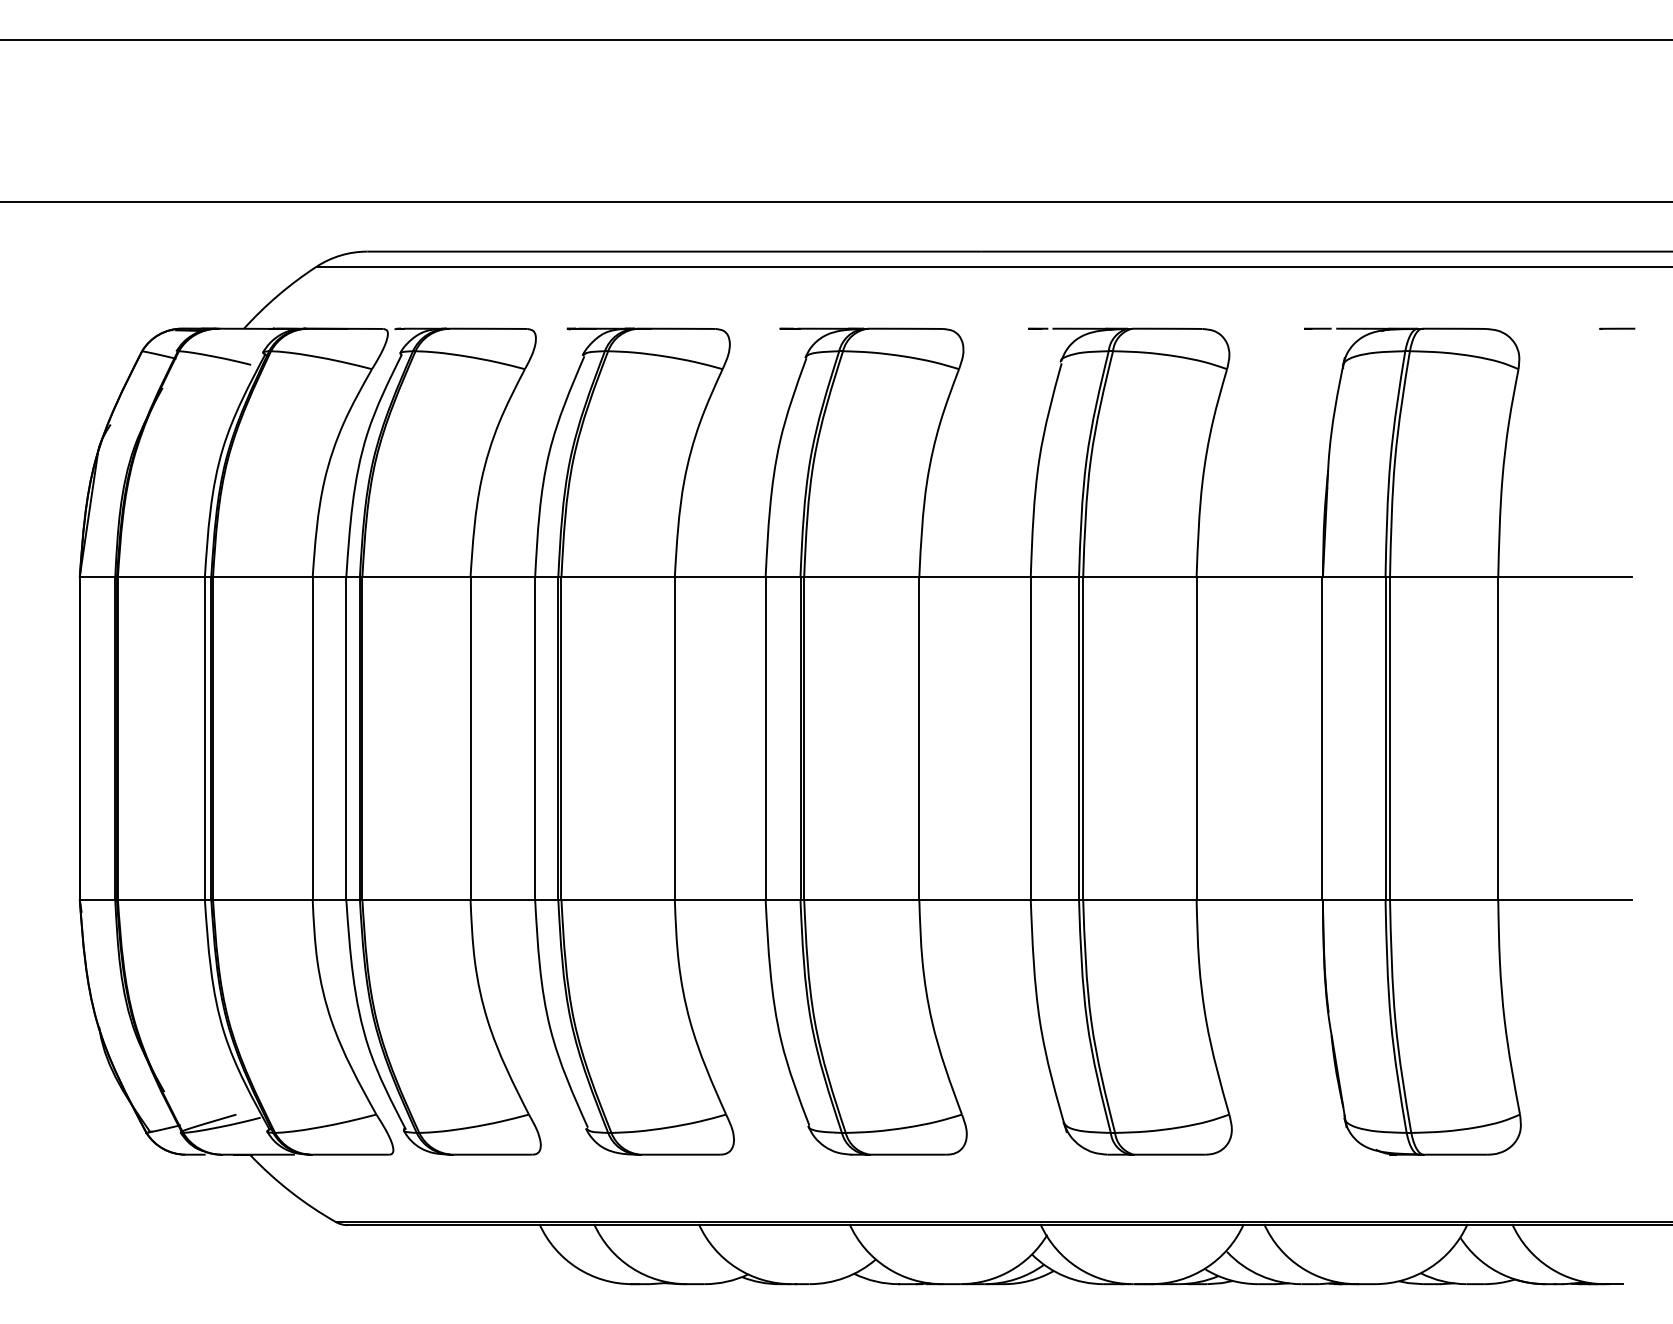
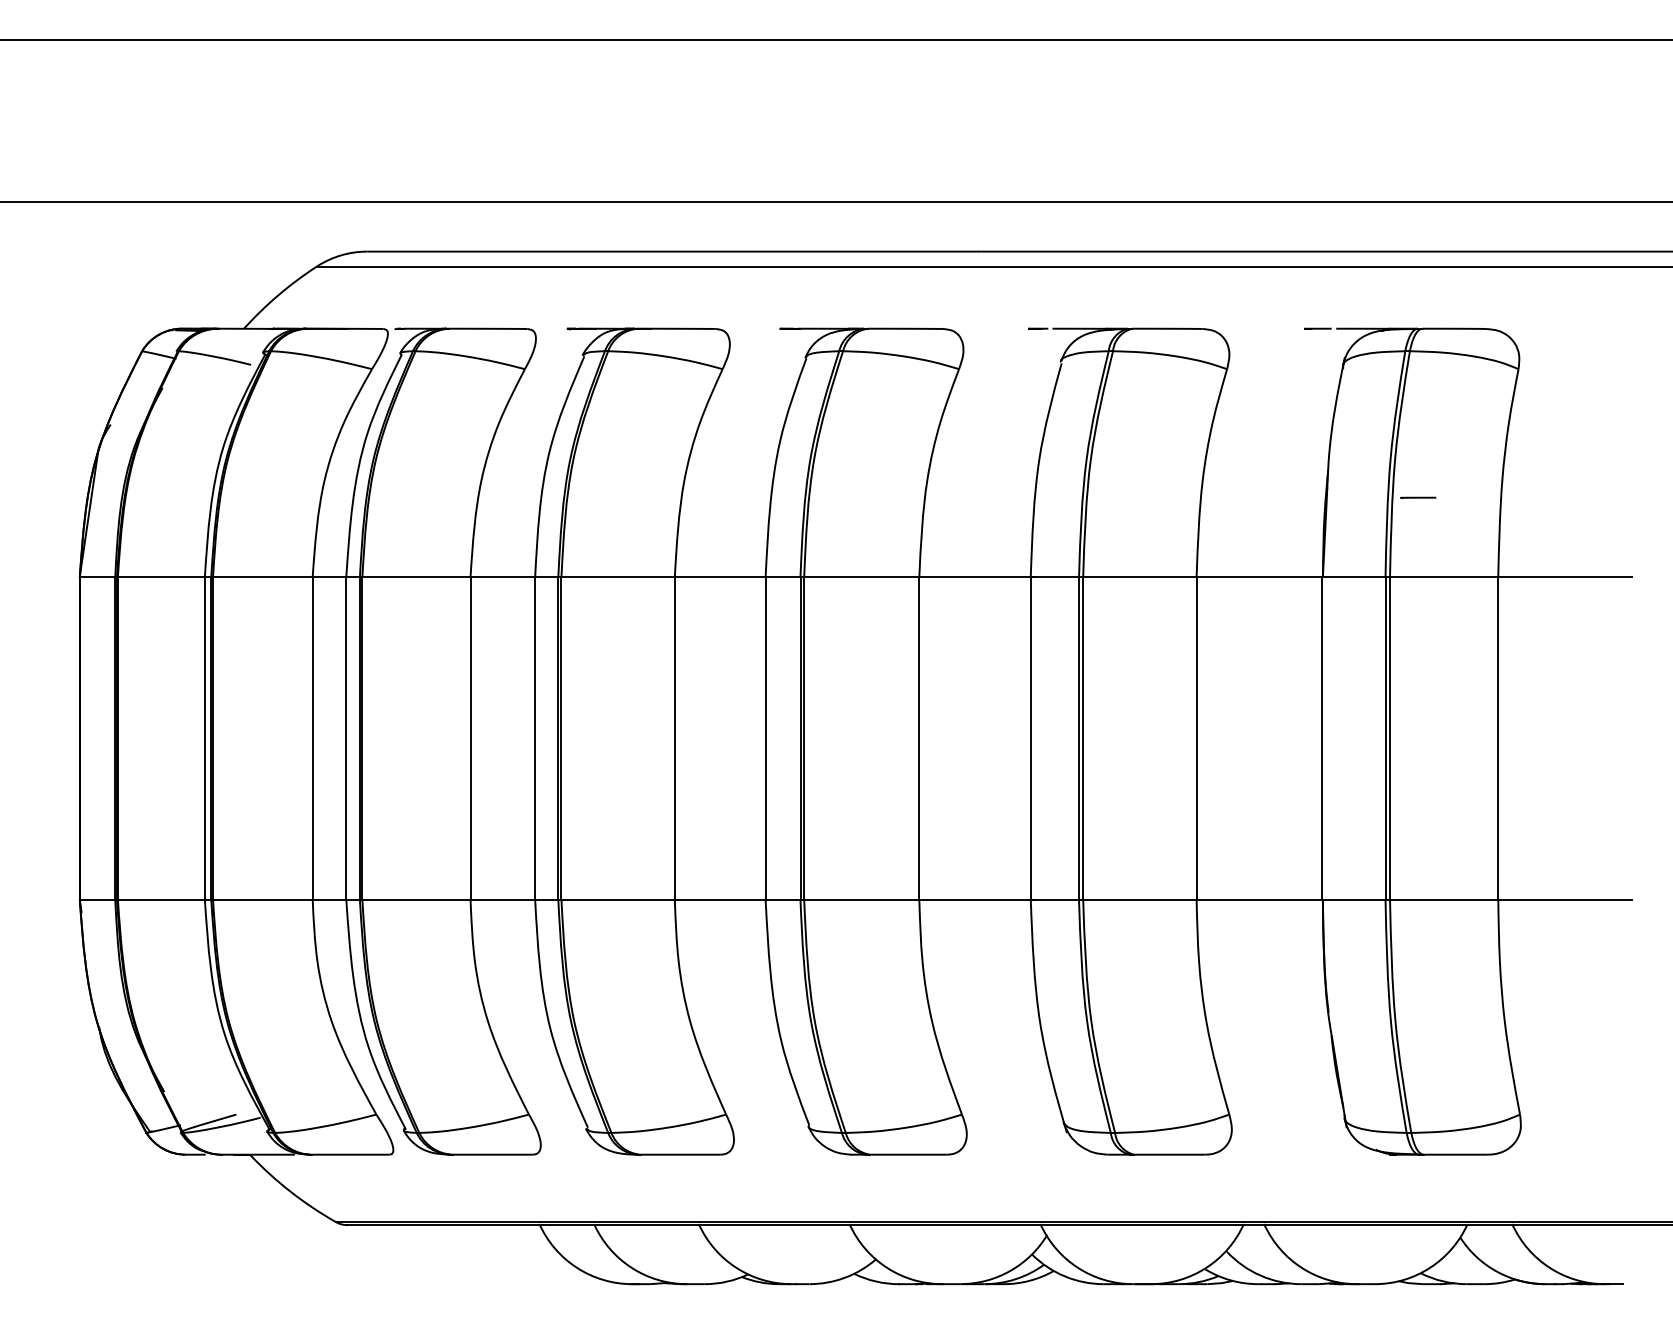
line position: (1617, 328) -> (1418, 497) (1418, 497)
